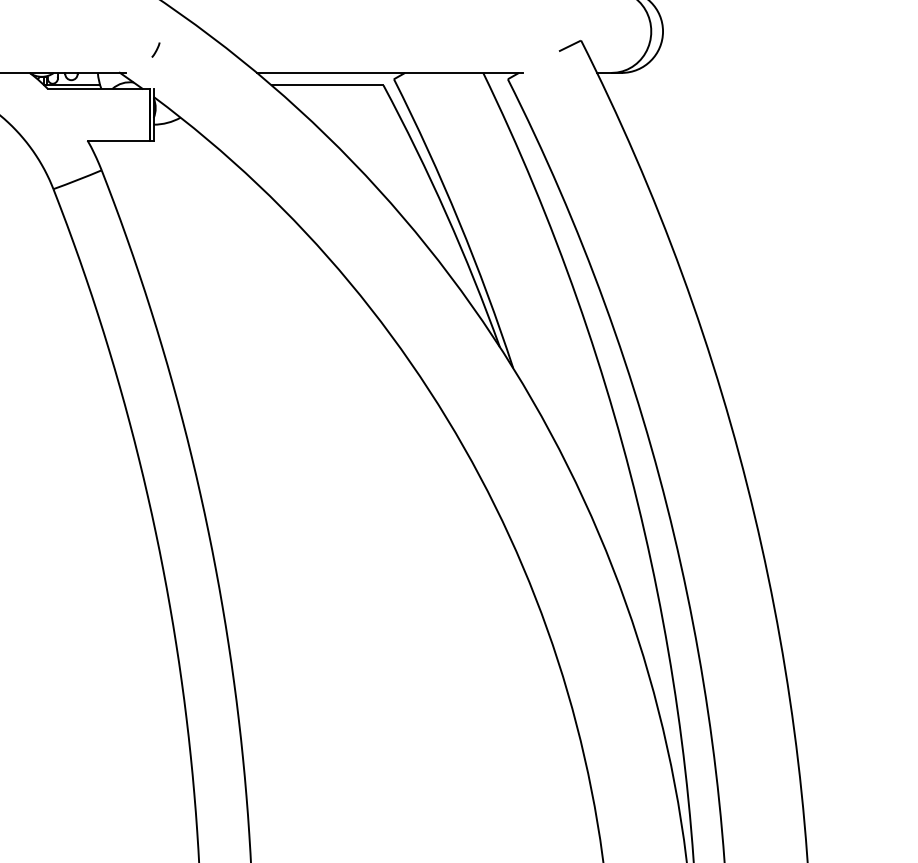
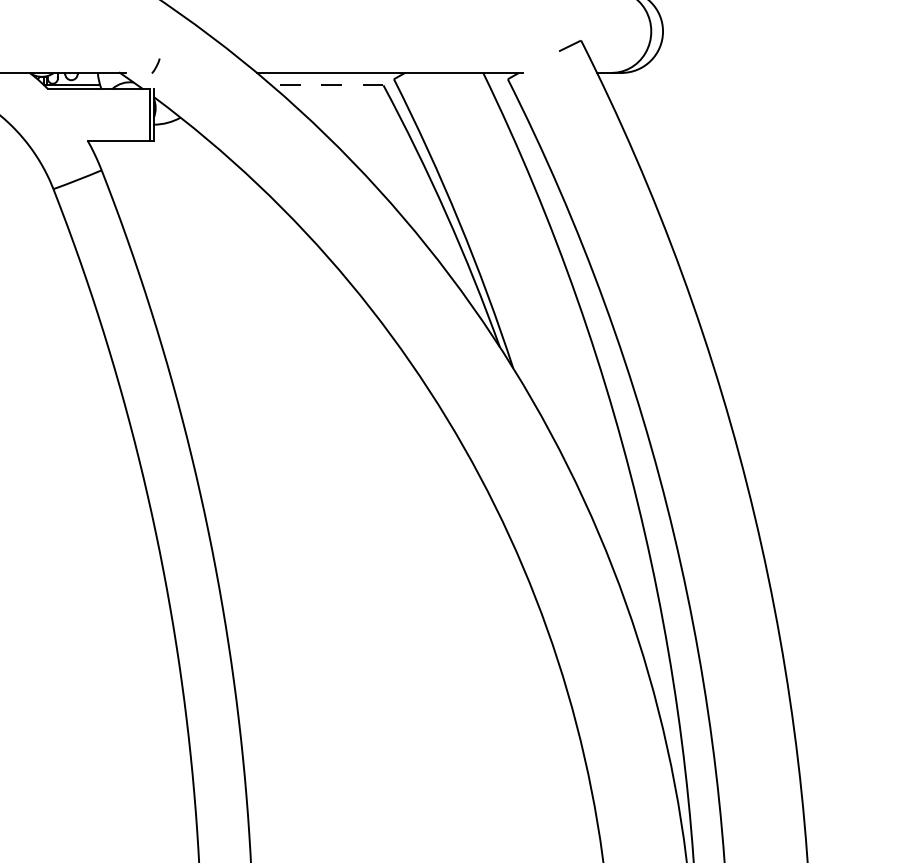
line position: (156, 49) -> (156, 65) (156, 65)
line: solid -> dashed (327, 85)
